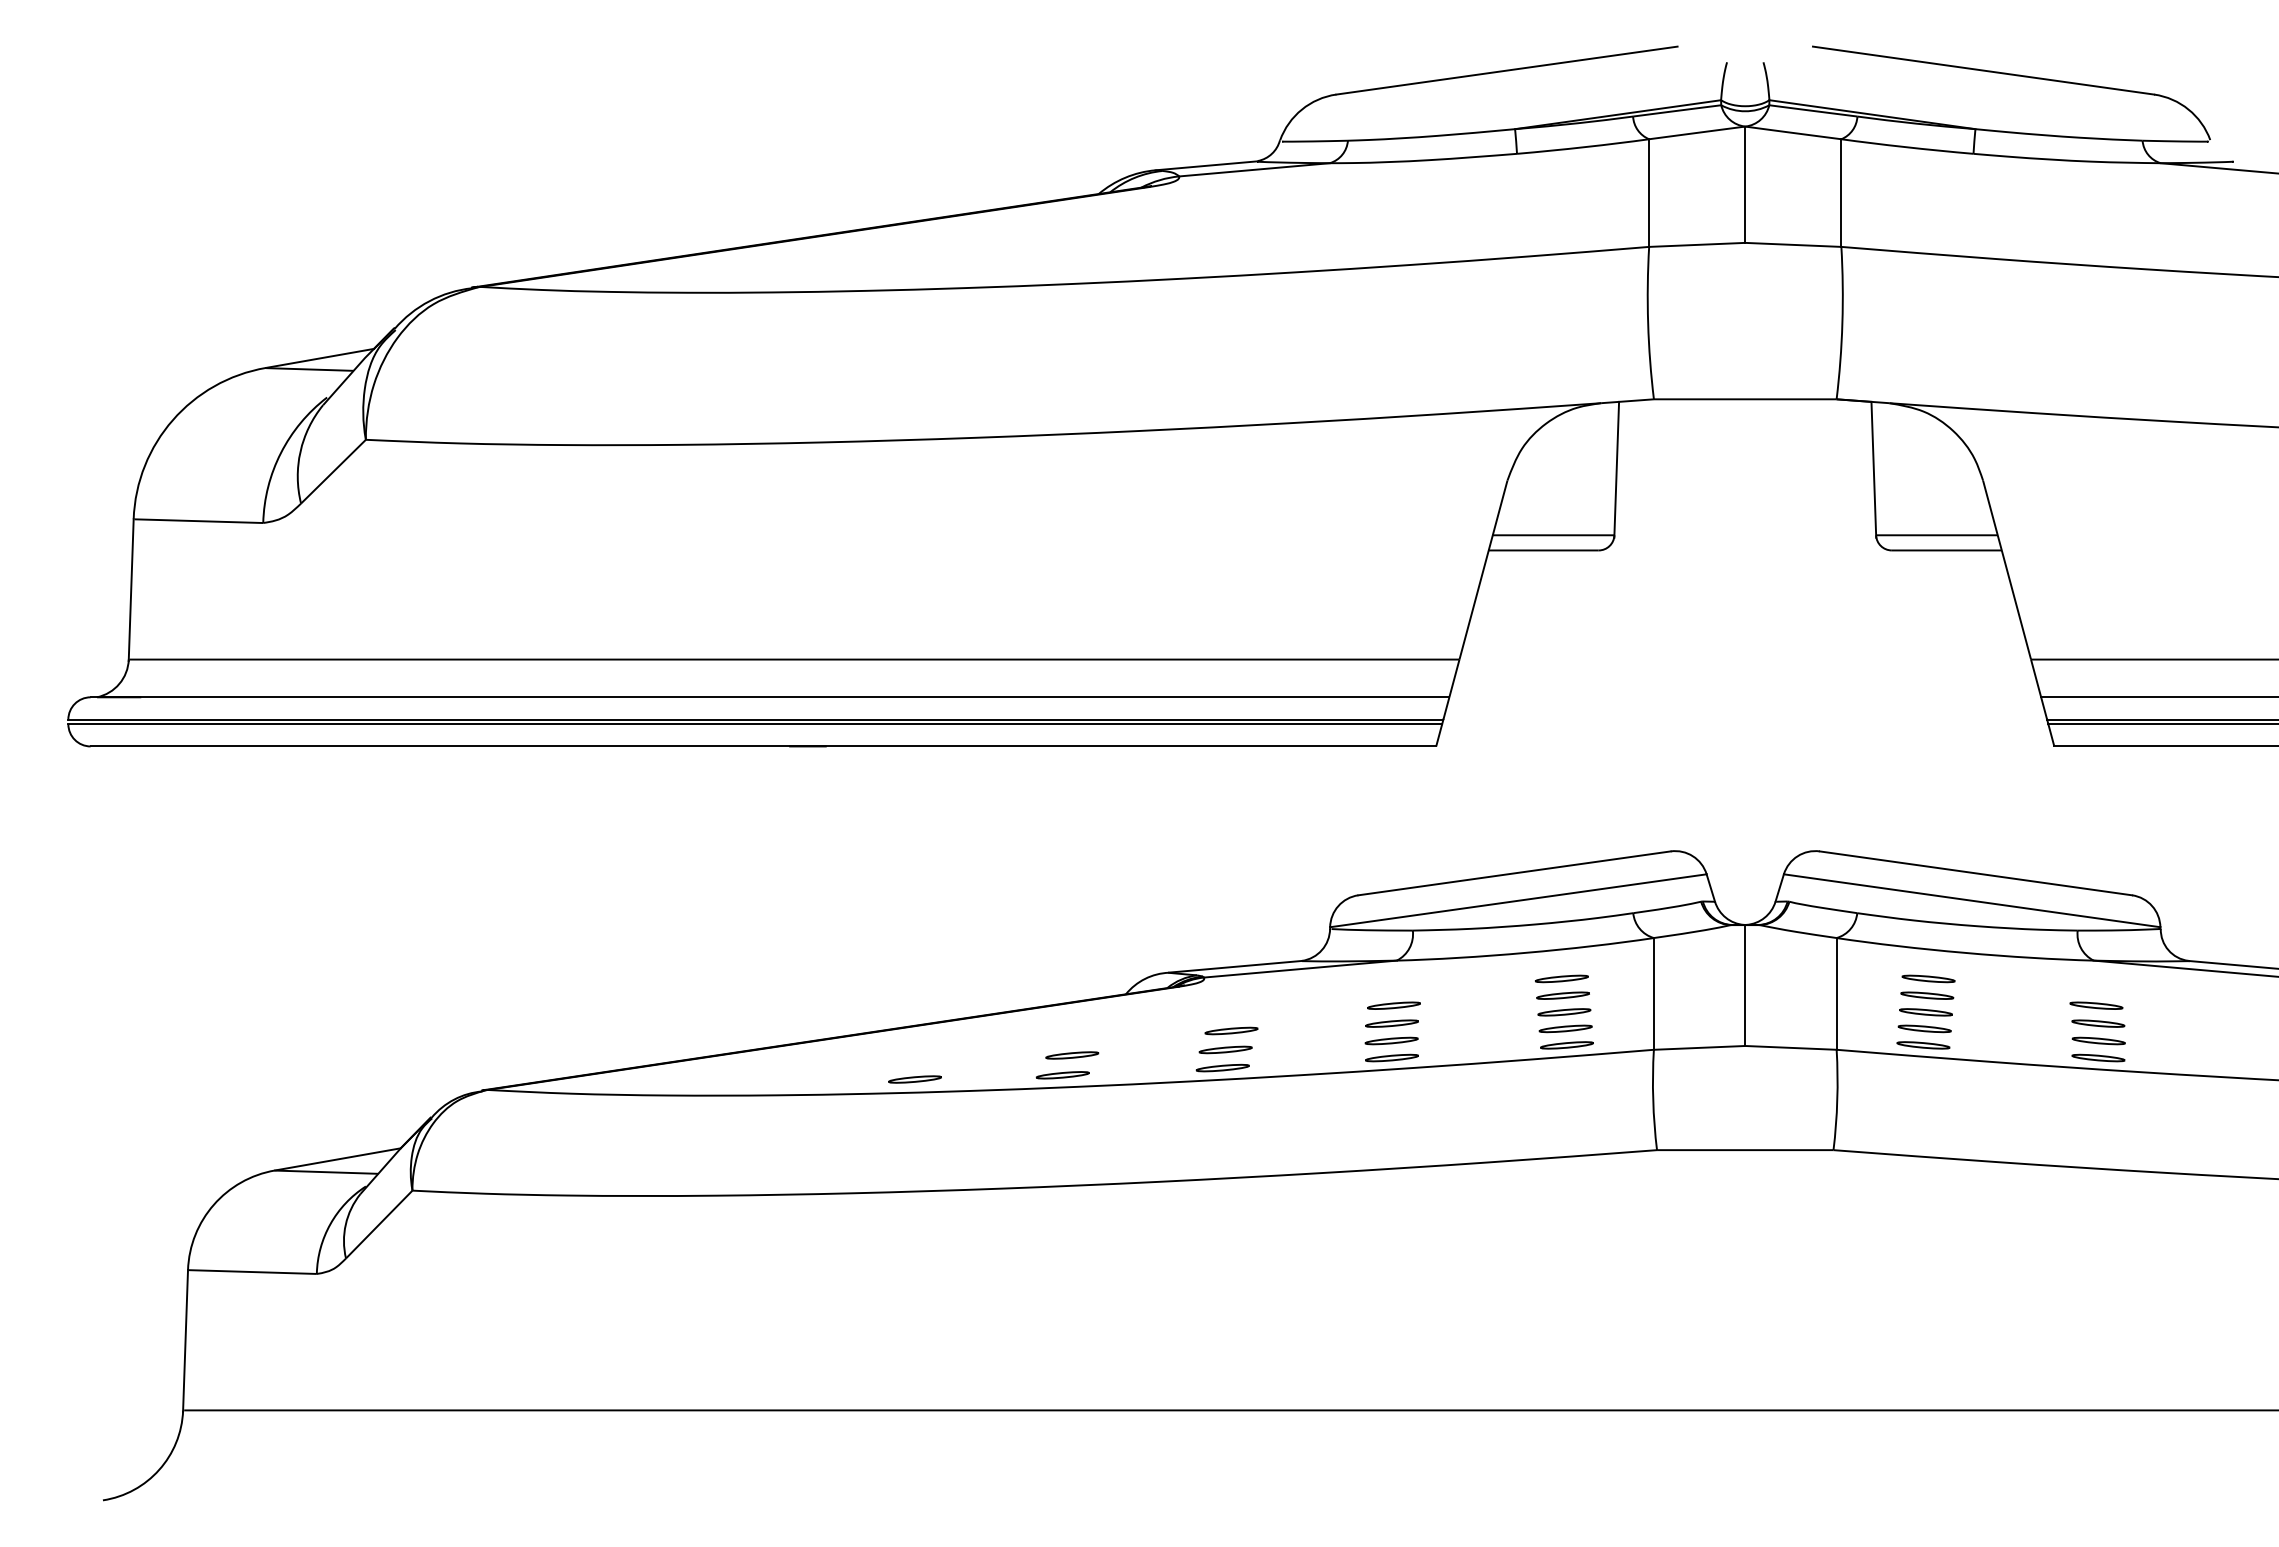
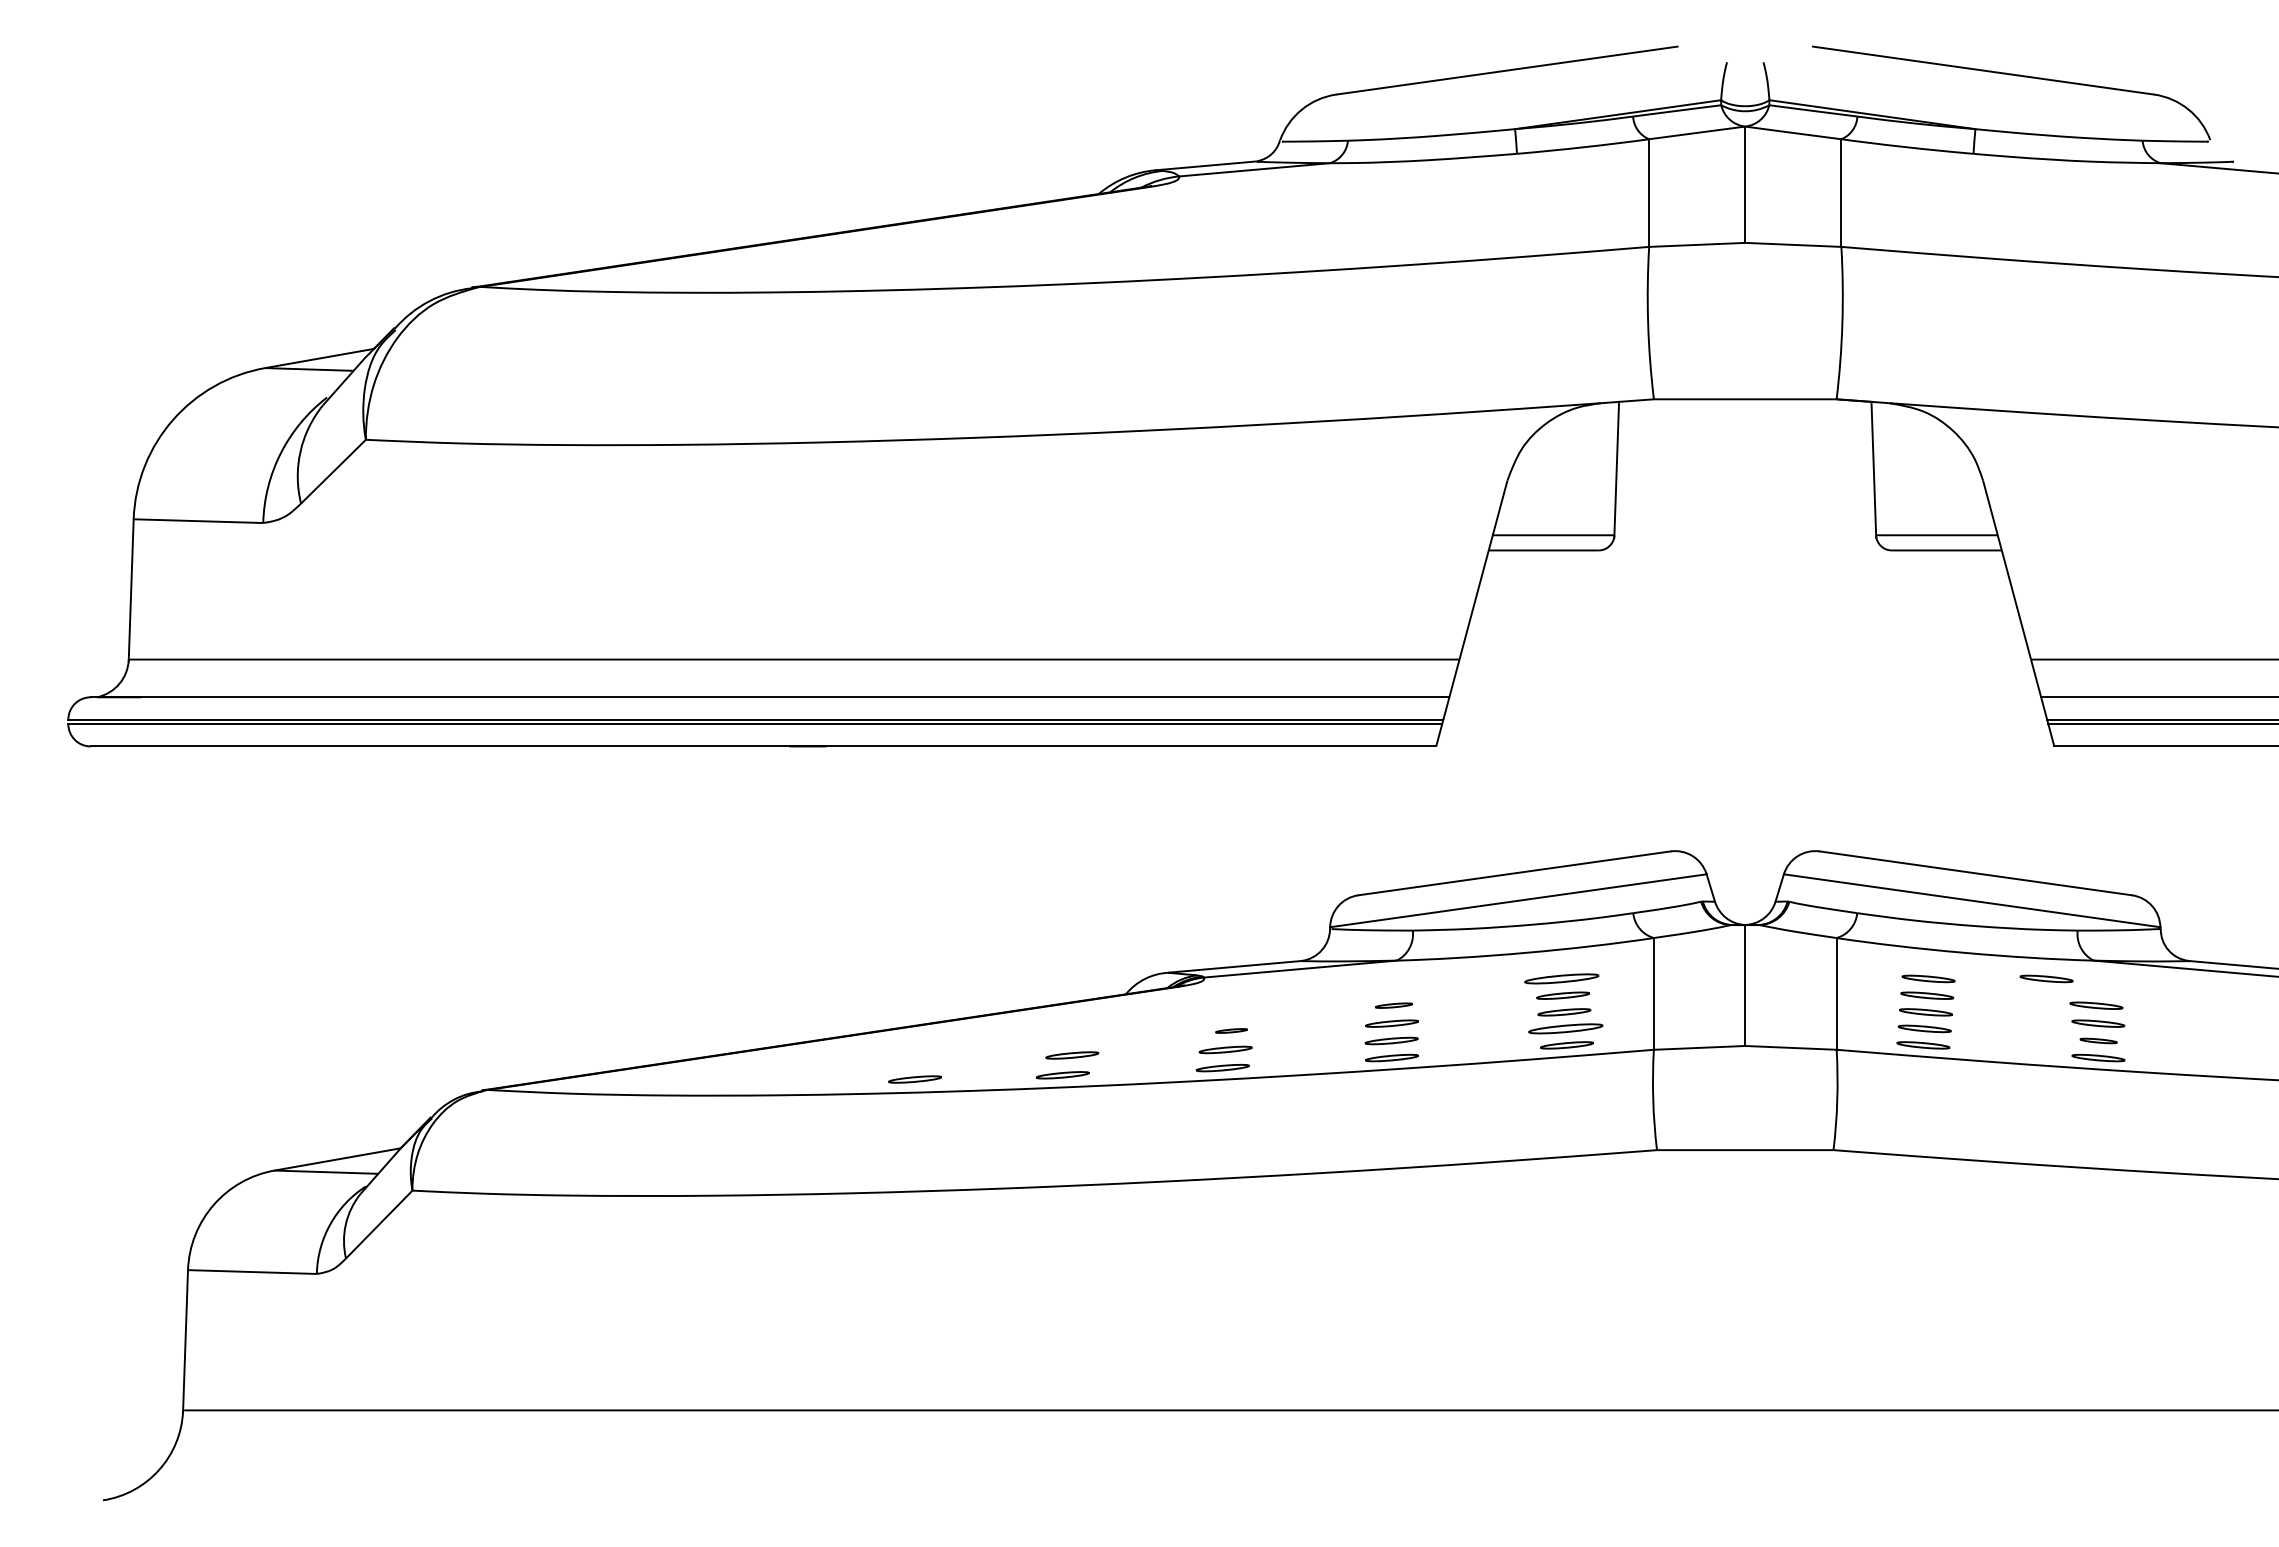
part size: 54x10 px -> 76x12 px (1561, 978)
part: none -> present (2046, 978)
part size: 54x9 px -> 38x7 px (1393, 1005)
part size: 55x10 px -> 76x12 px (1565, 1028)
part size: 55x10 px -> 33x6 px (1231, 1030)
part size: 55x10 px -> 39x8 px (2098, 1040)
